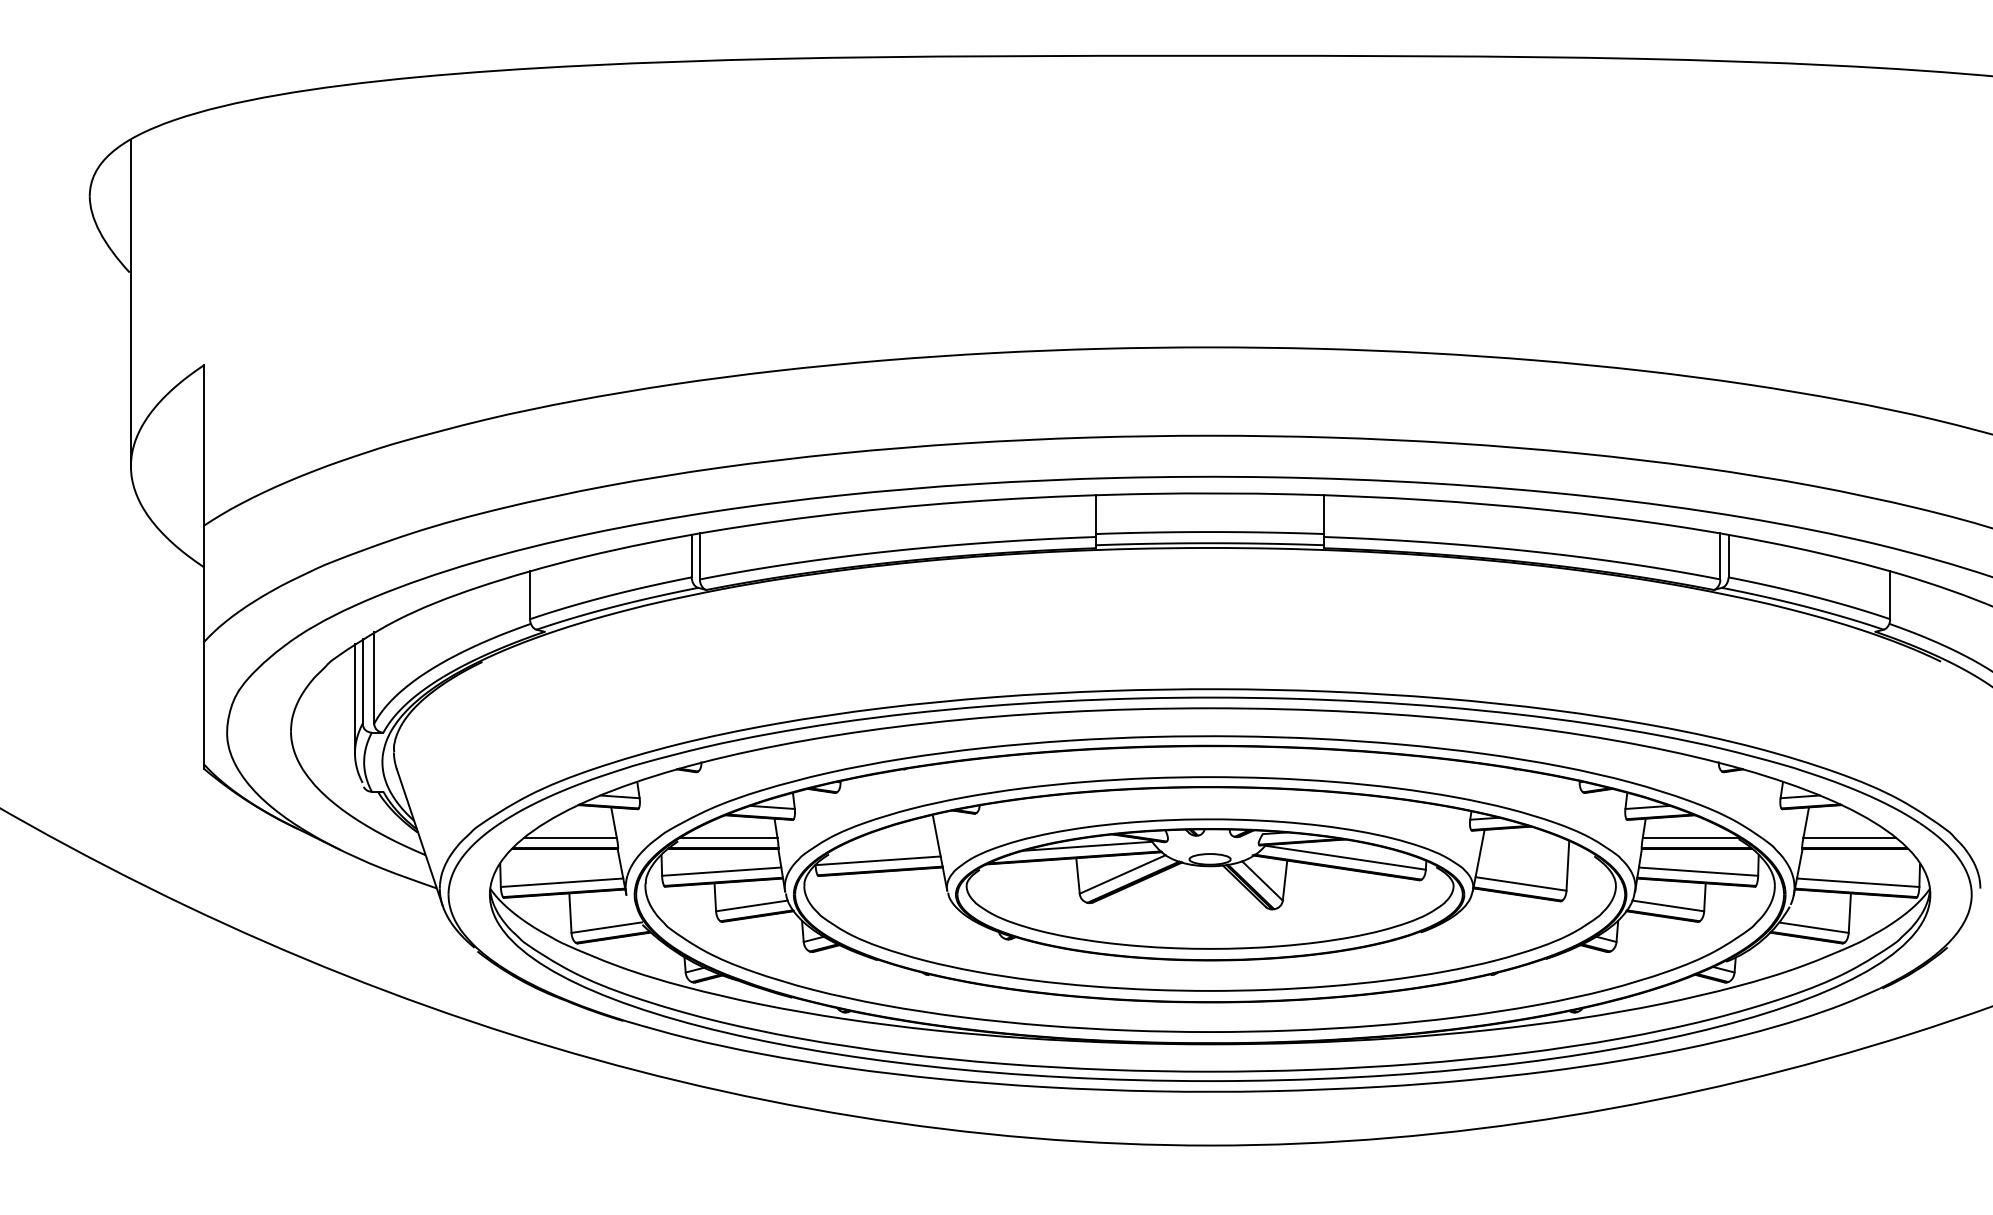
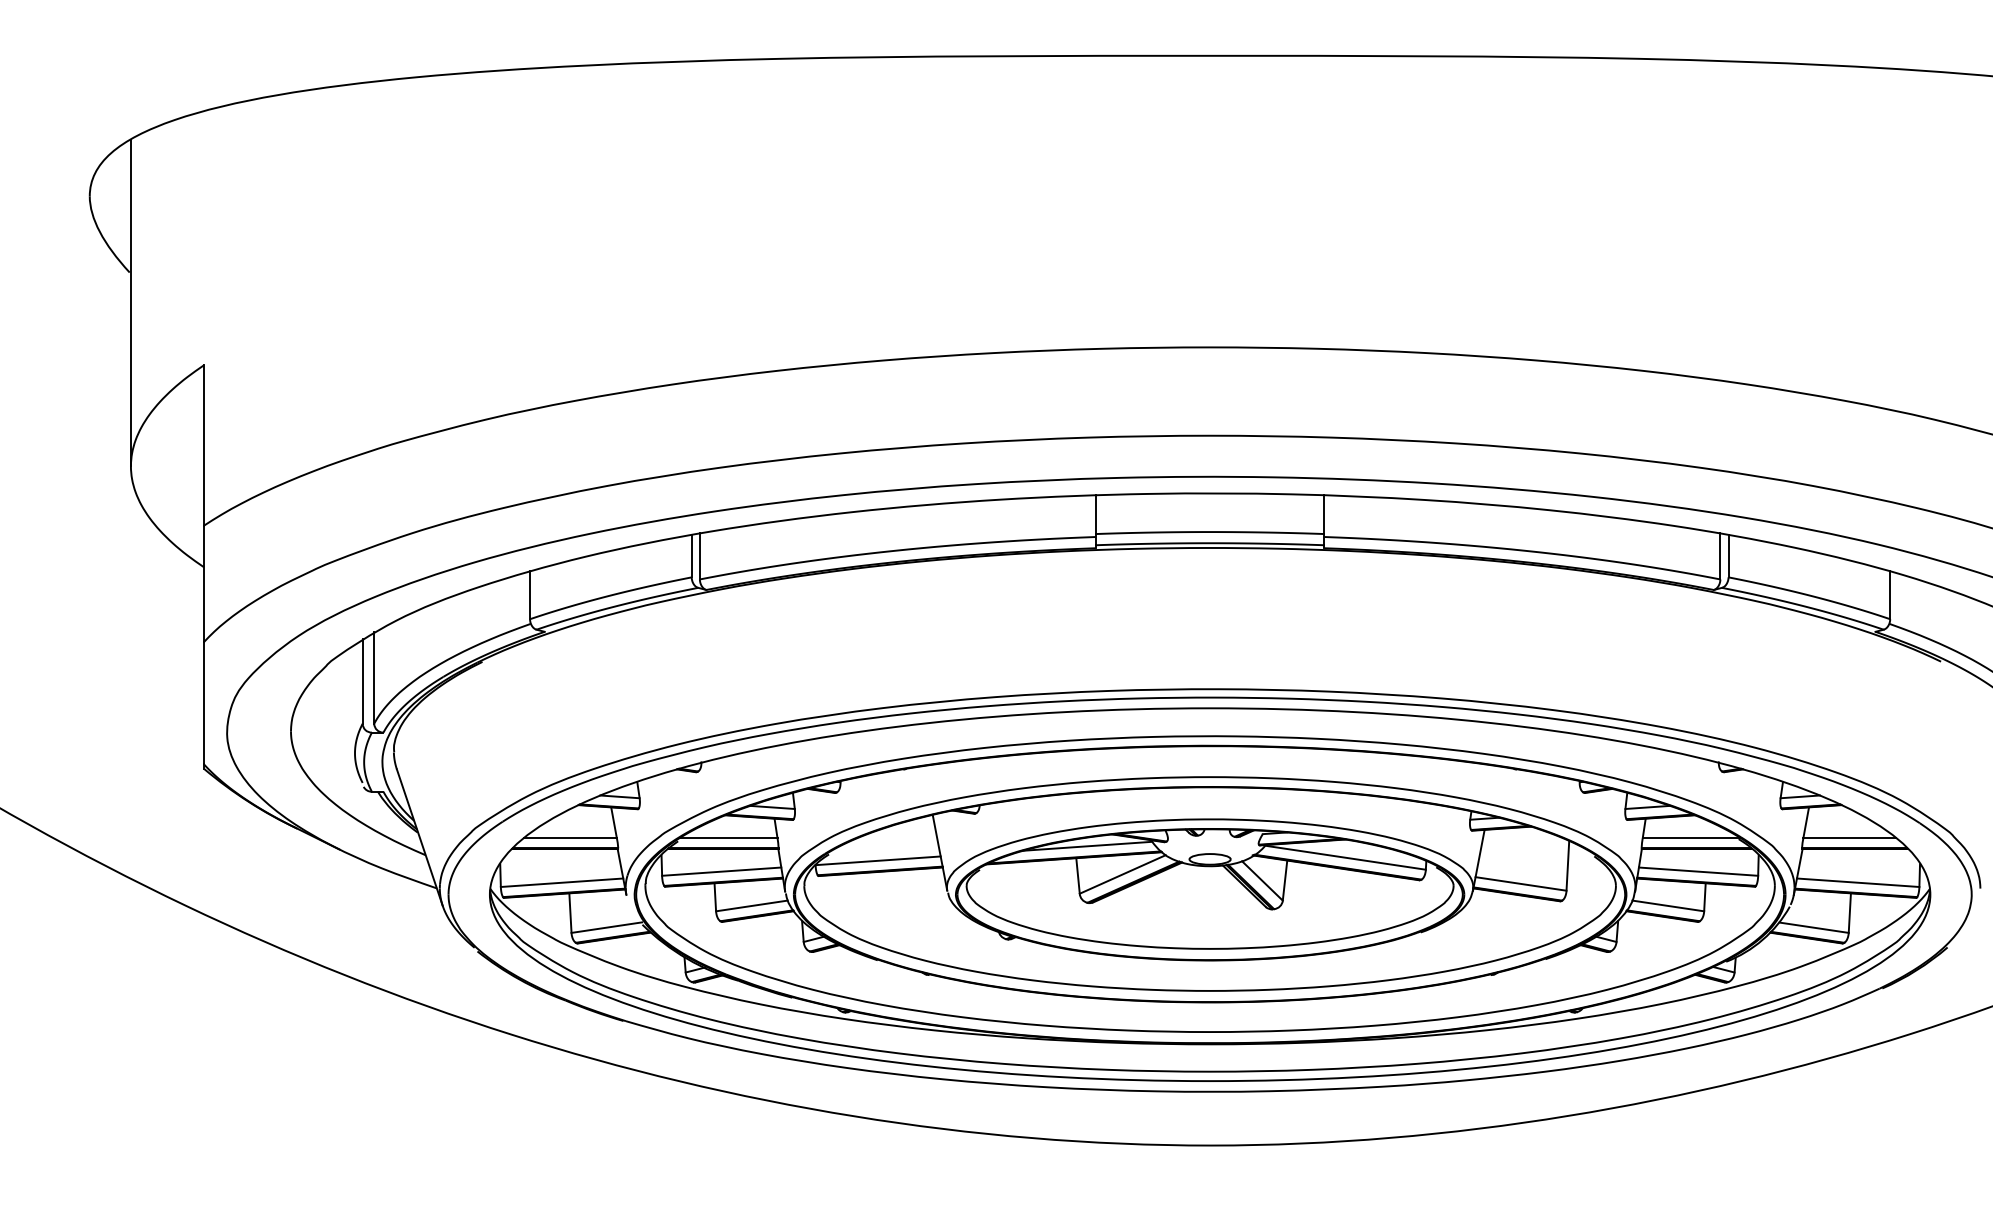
line: present -> none (355, 698)
